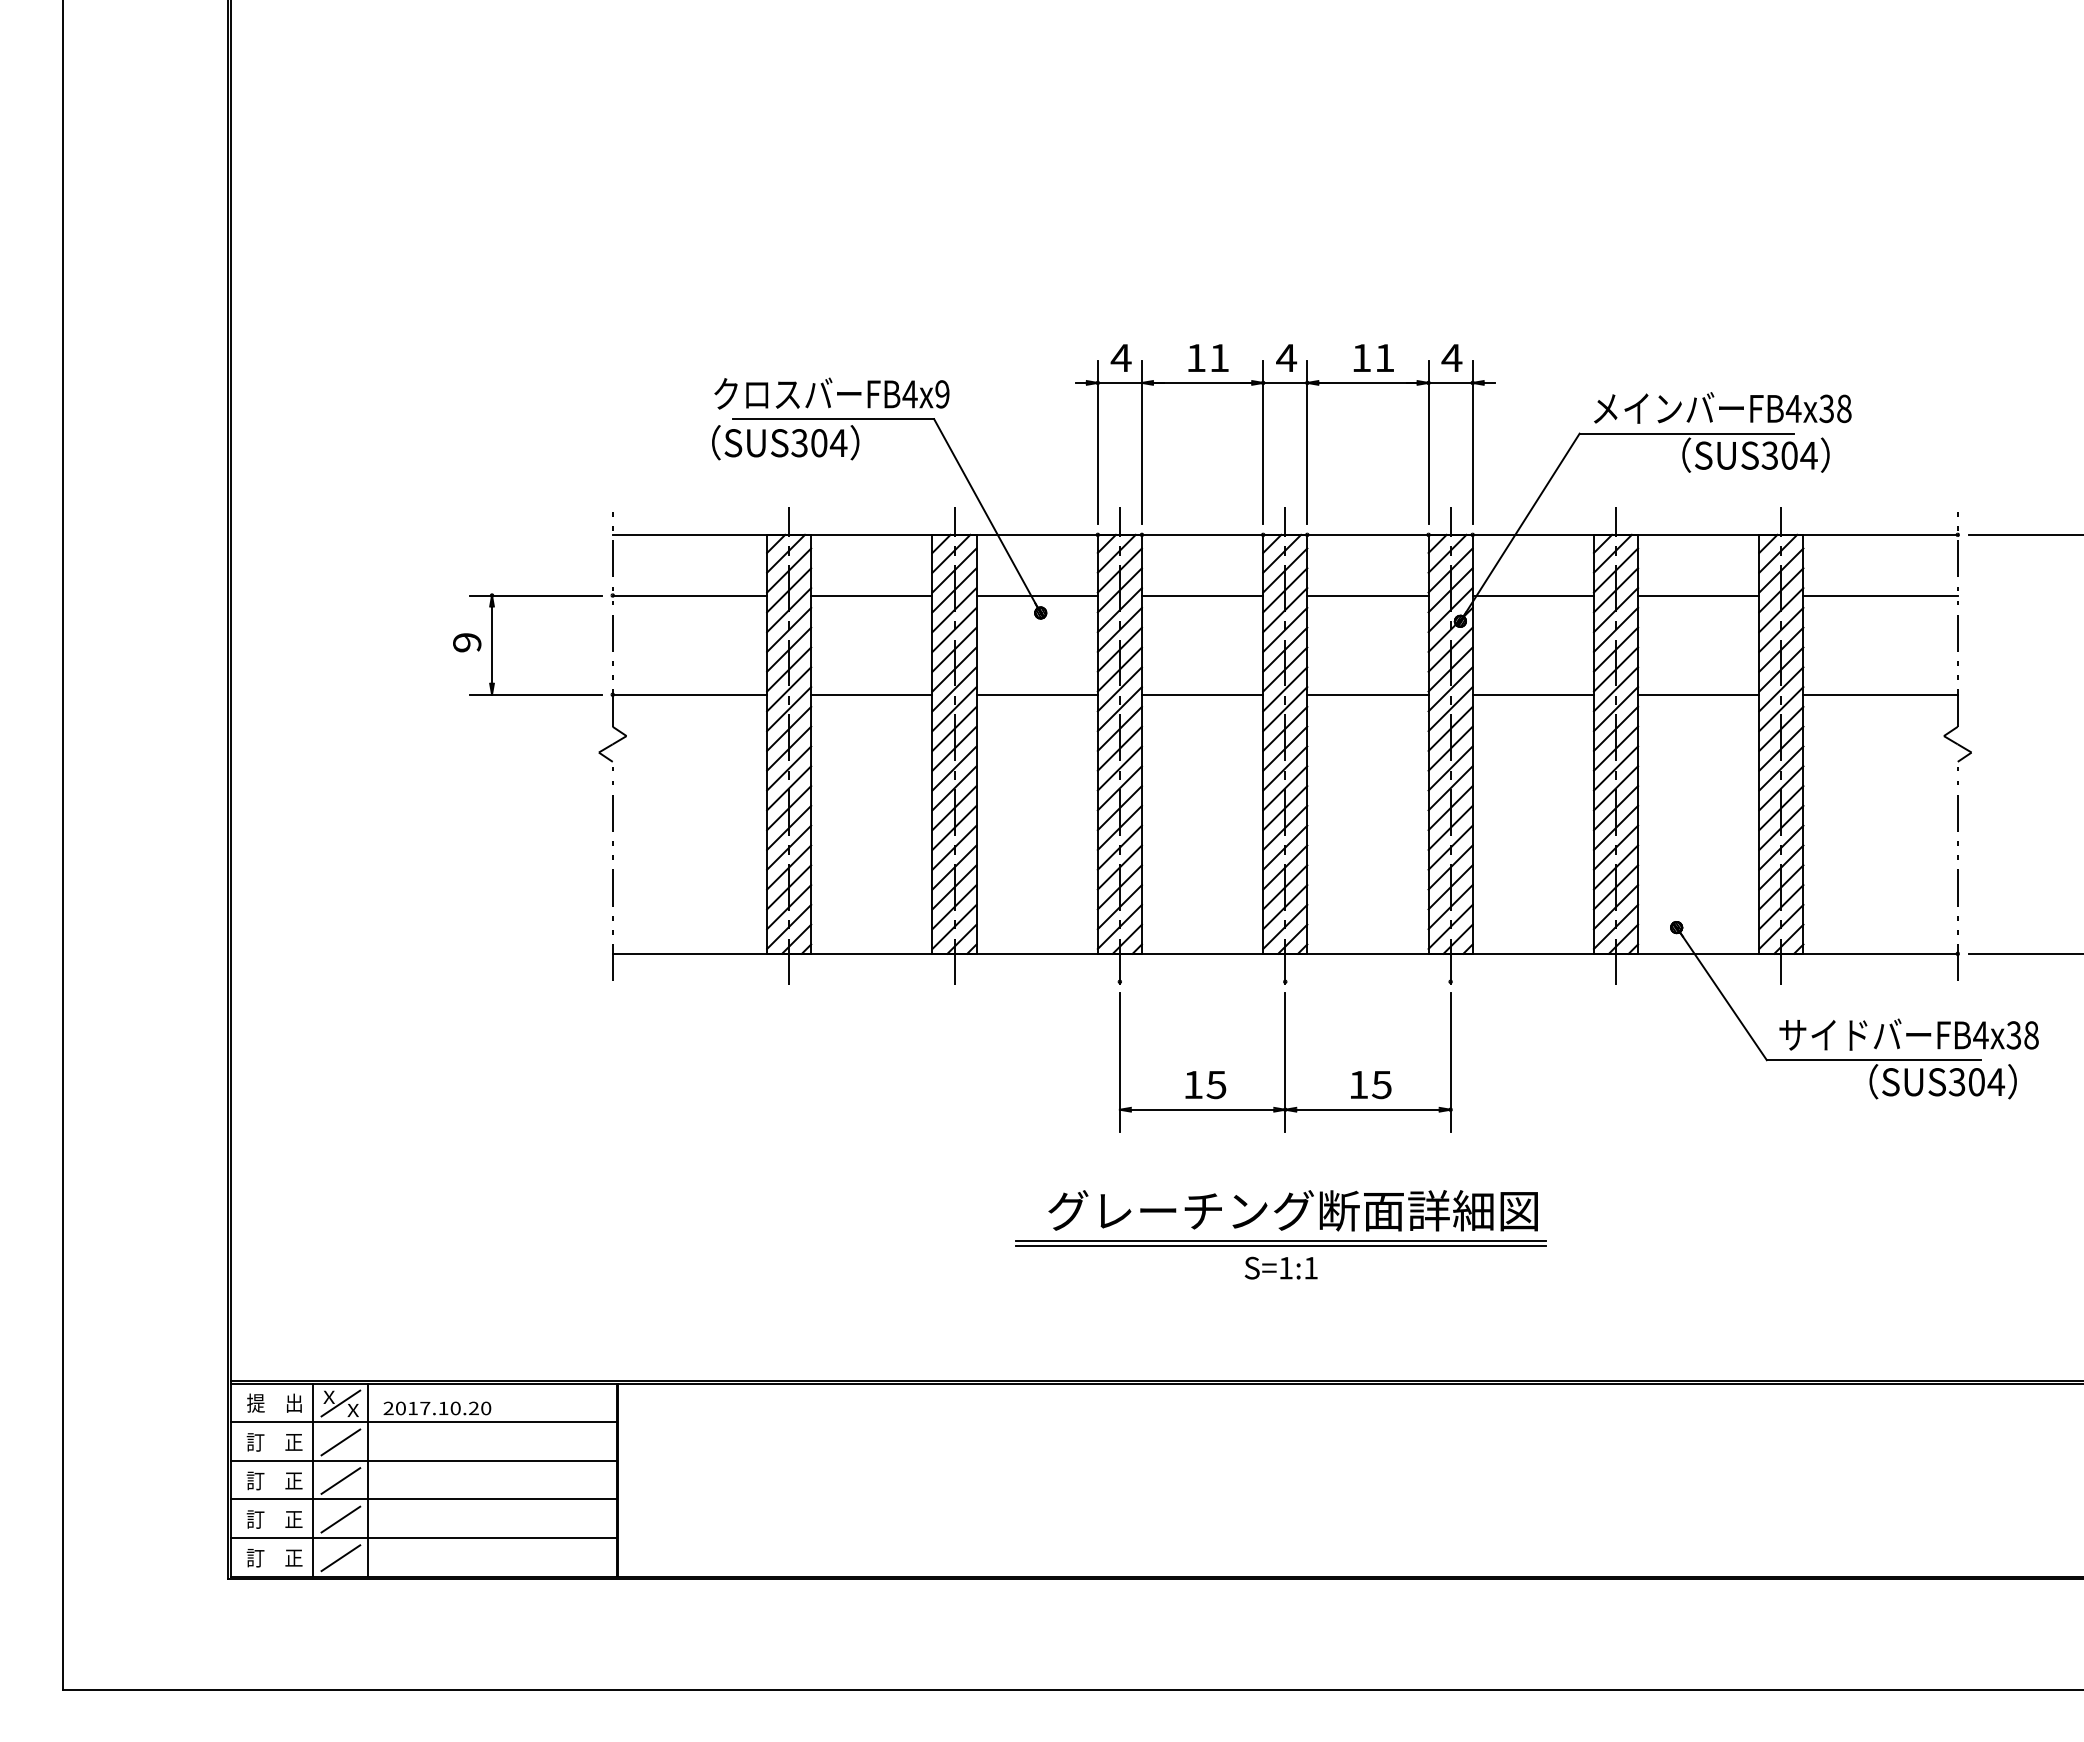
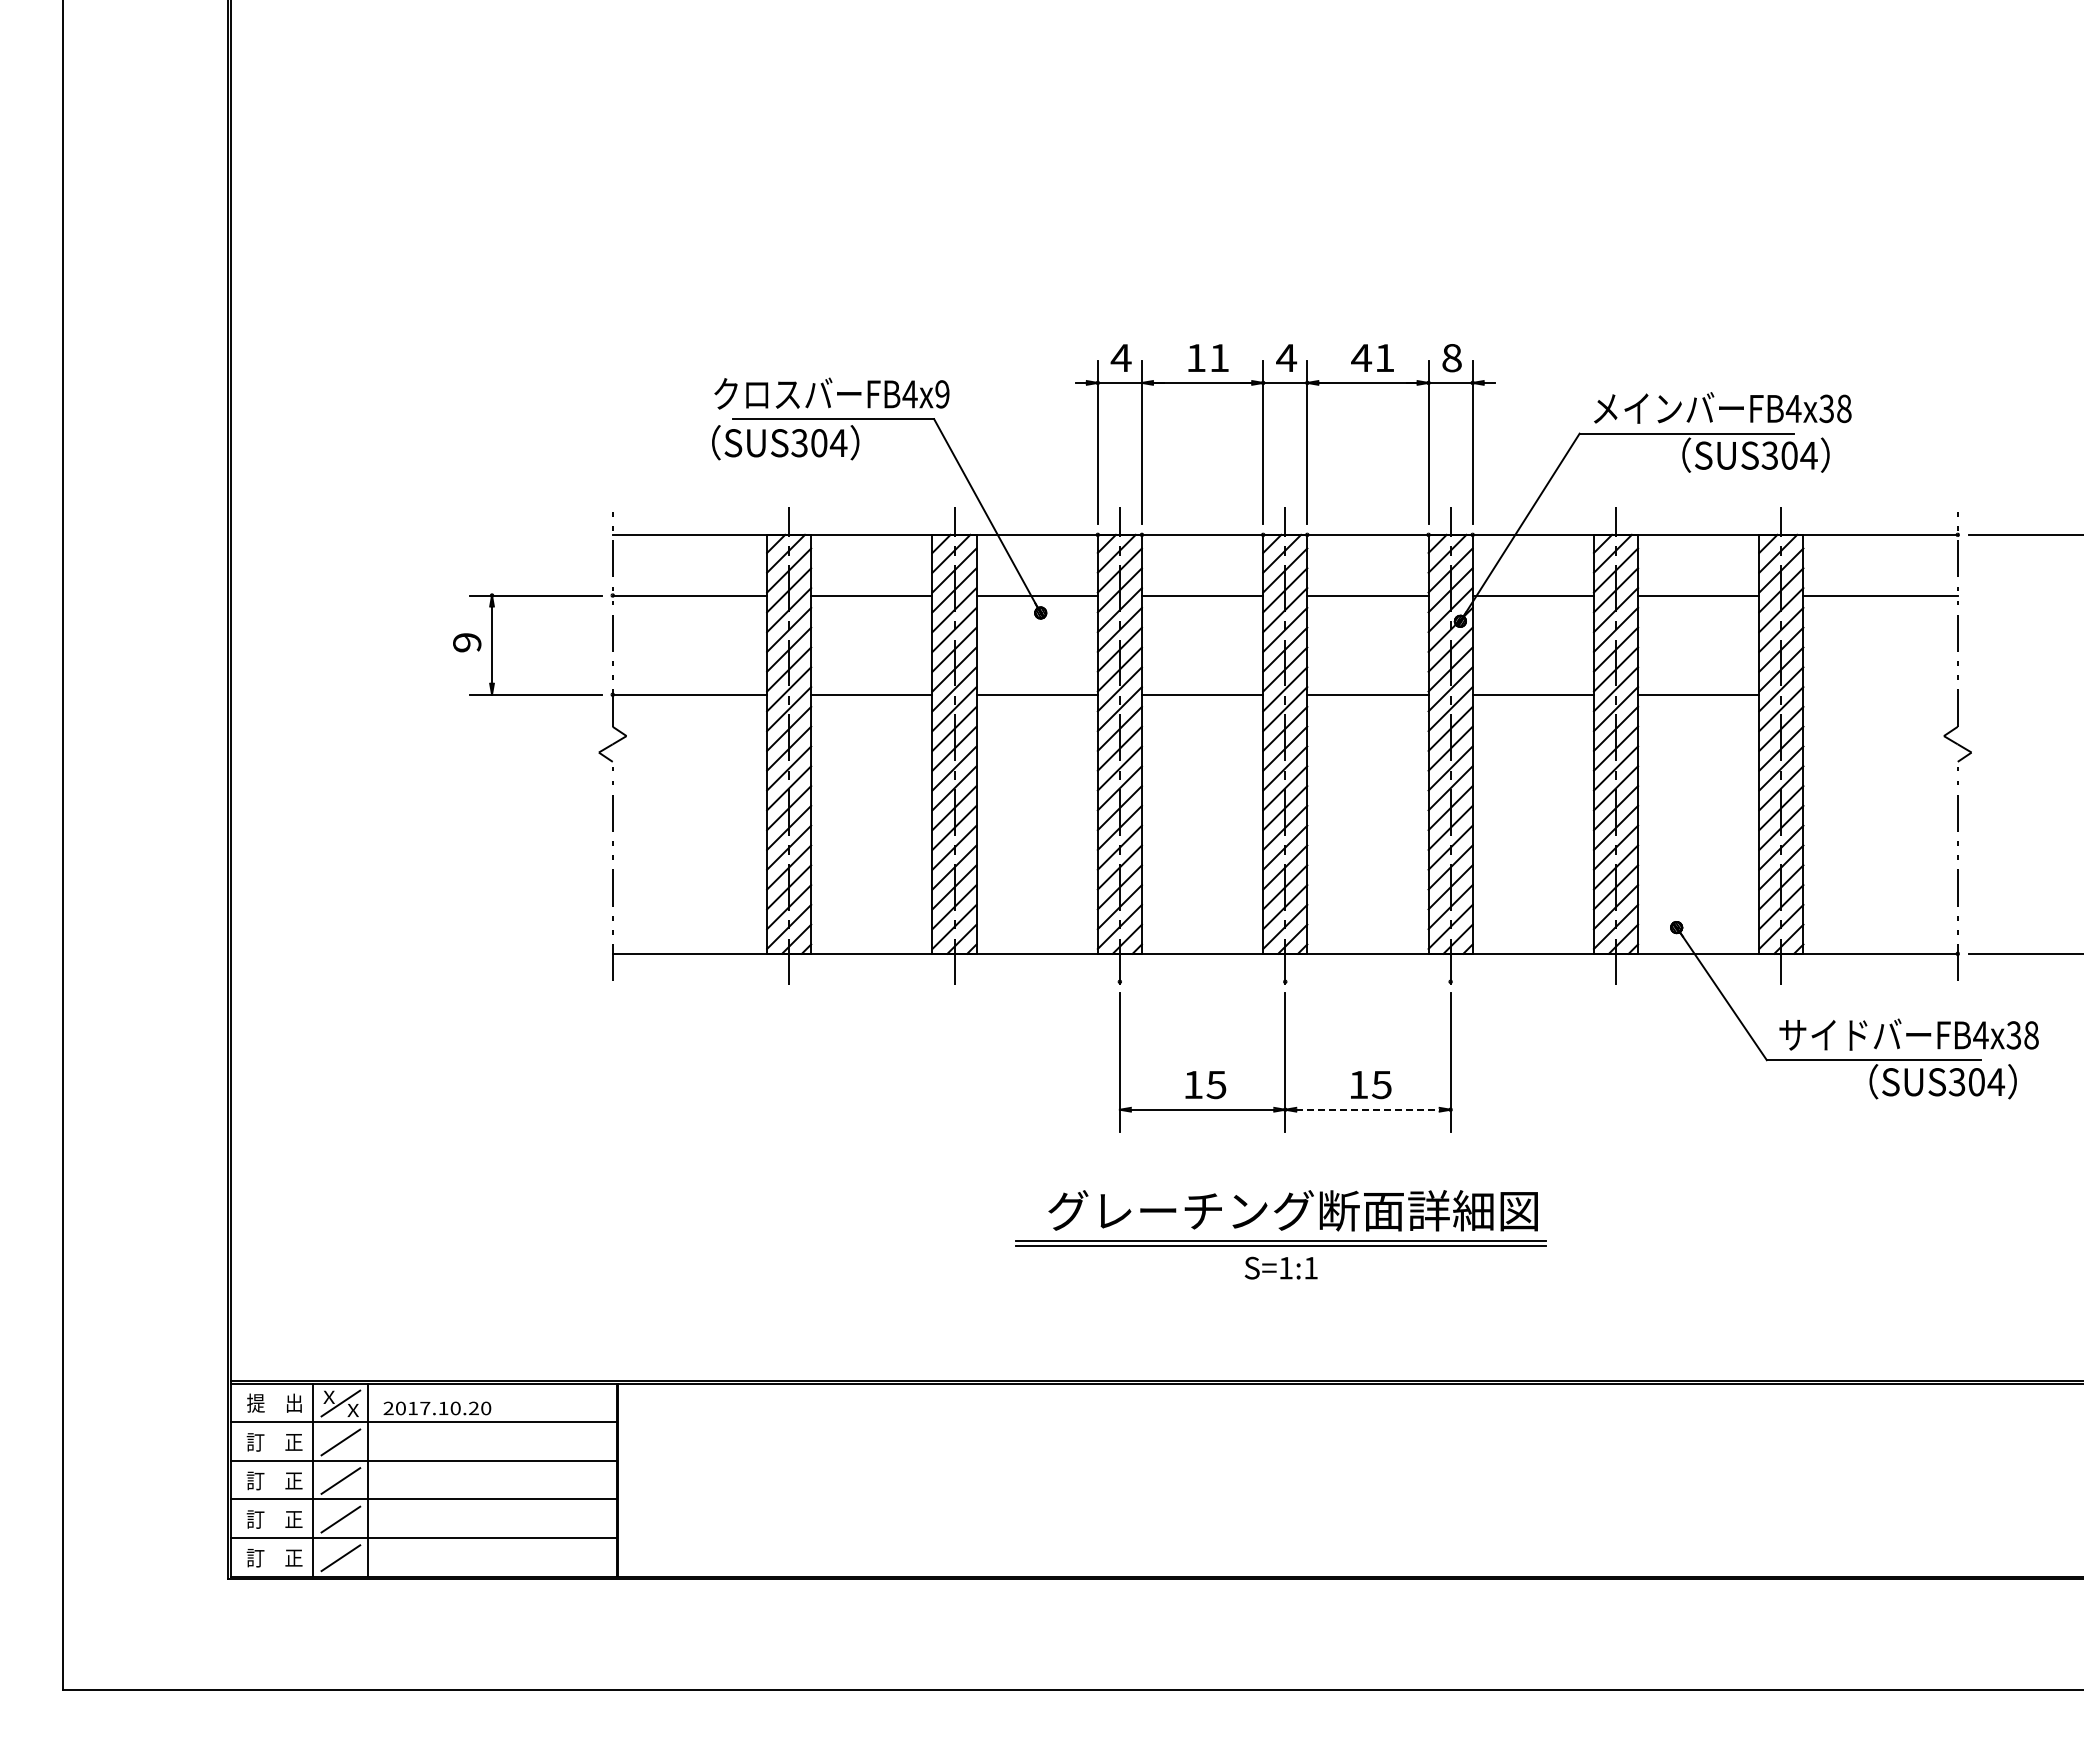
text: 11 -> 41 (1361, 357)
text: 4 -> 8 (1451, 358)
line: present -> none (1880, 694)
line: solid -> dashed (1367, 1109)
